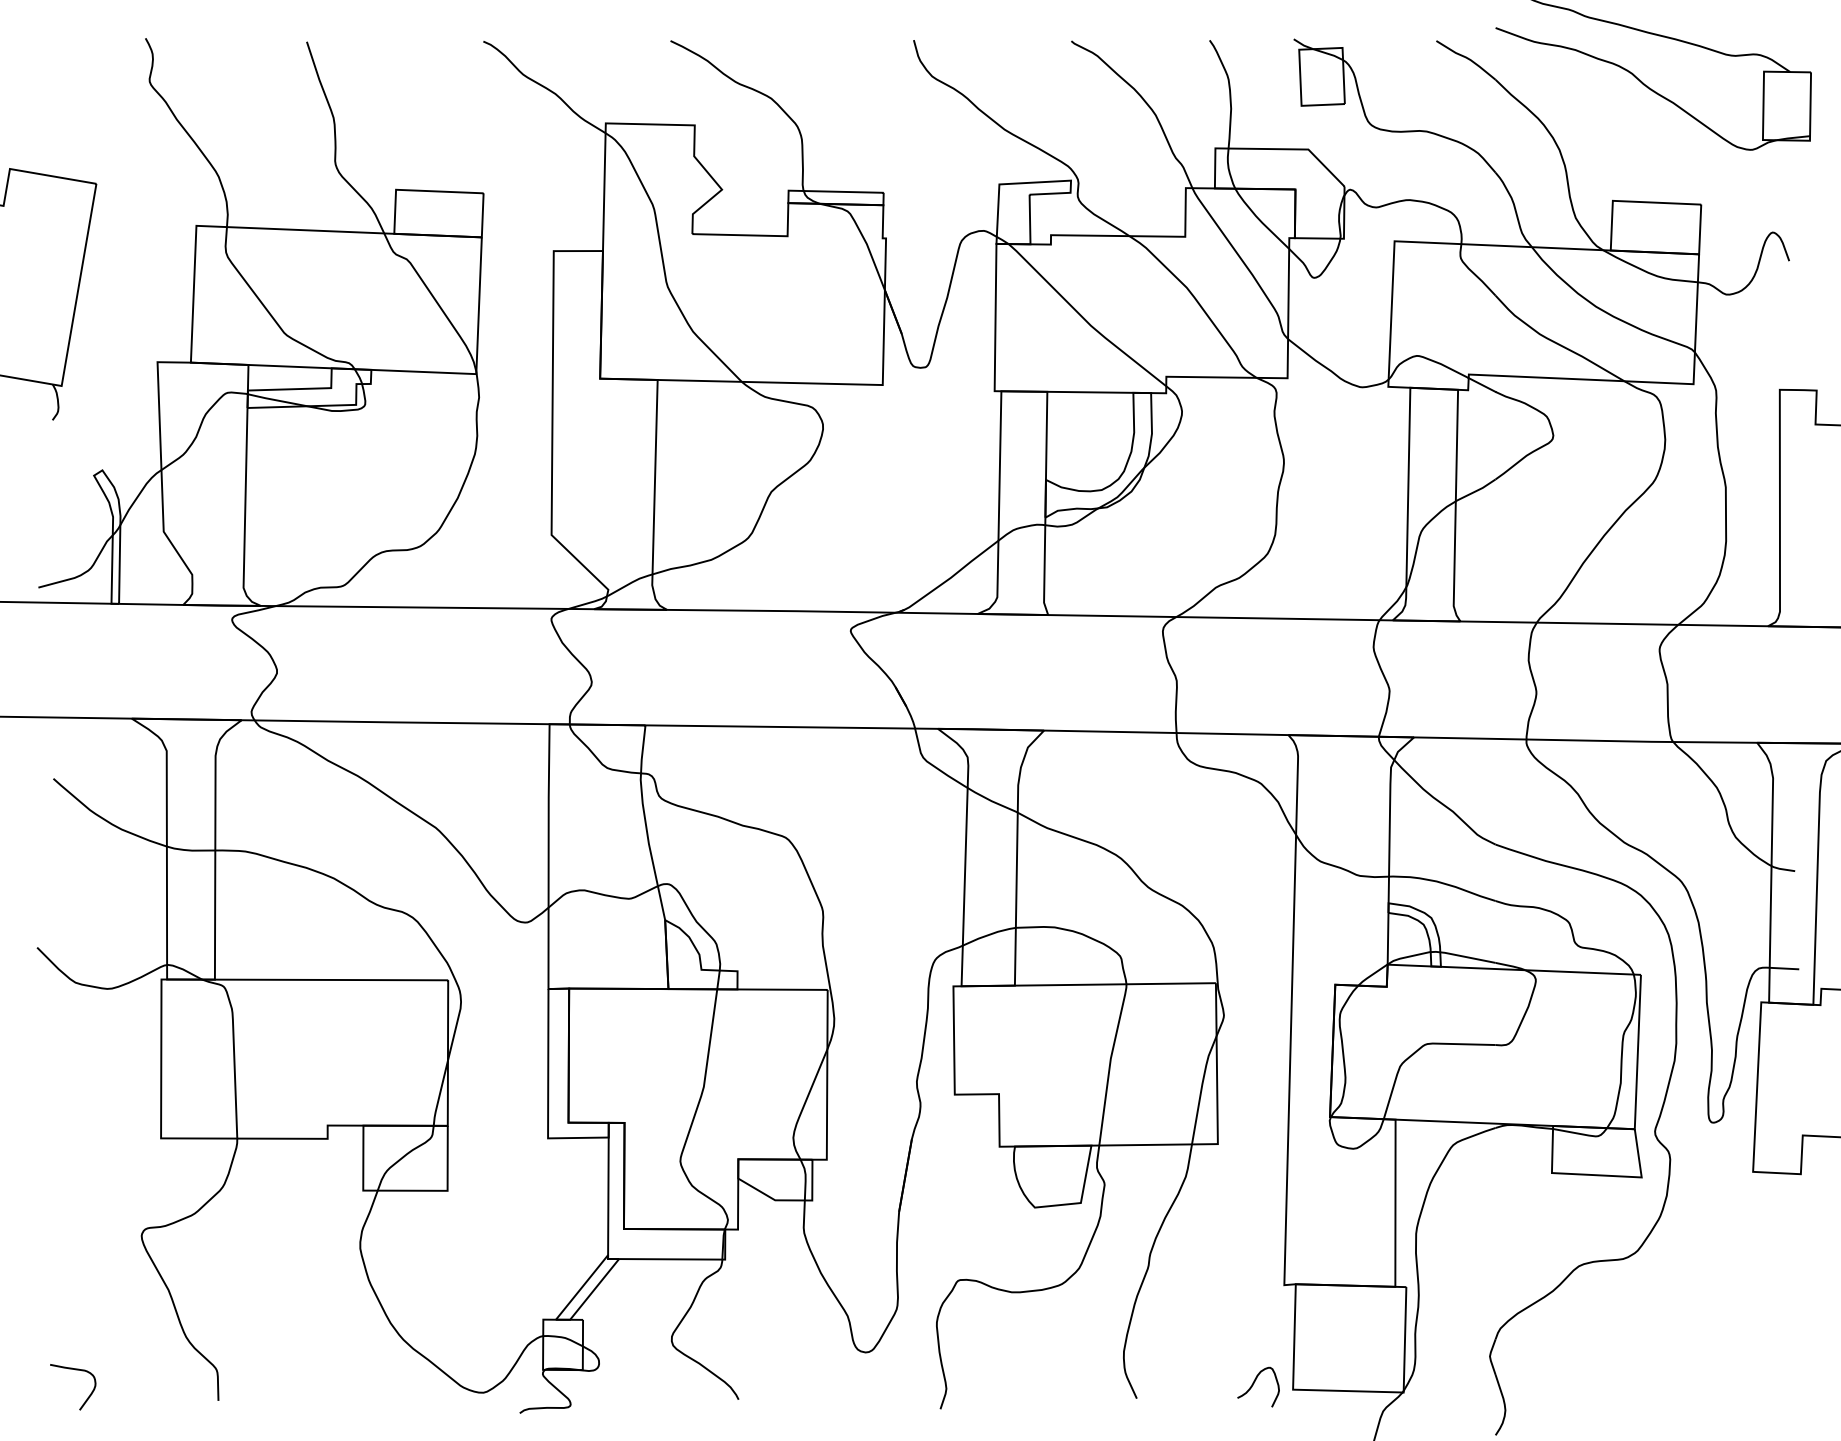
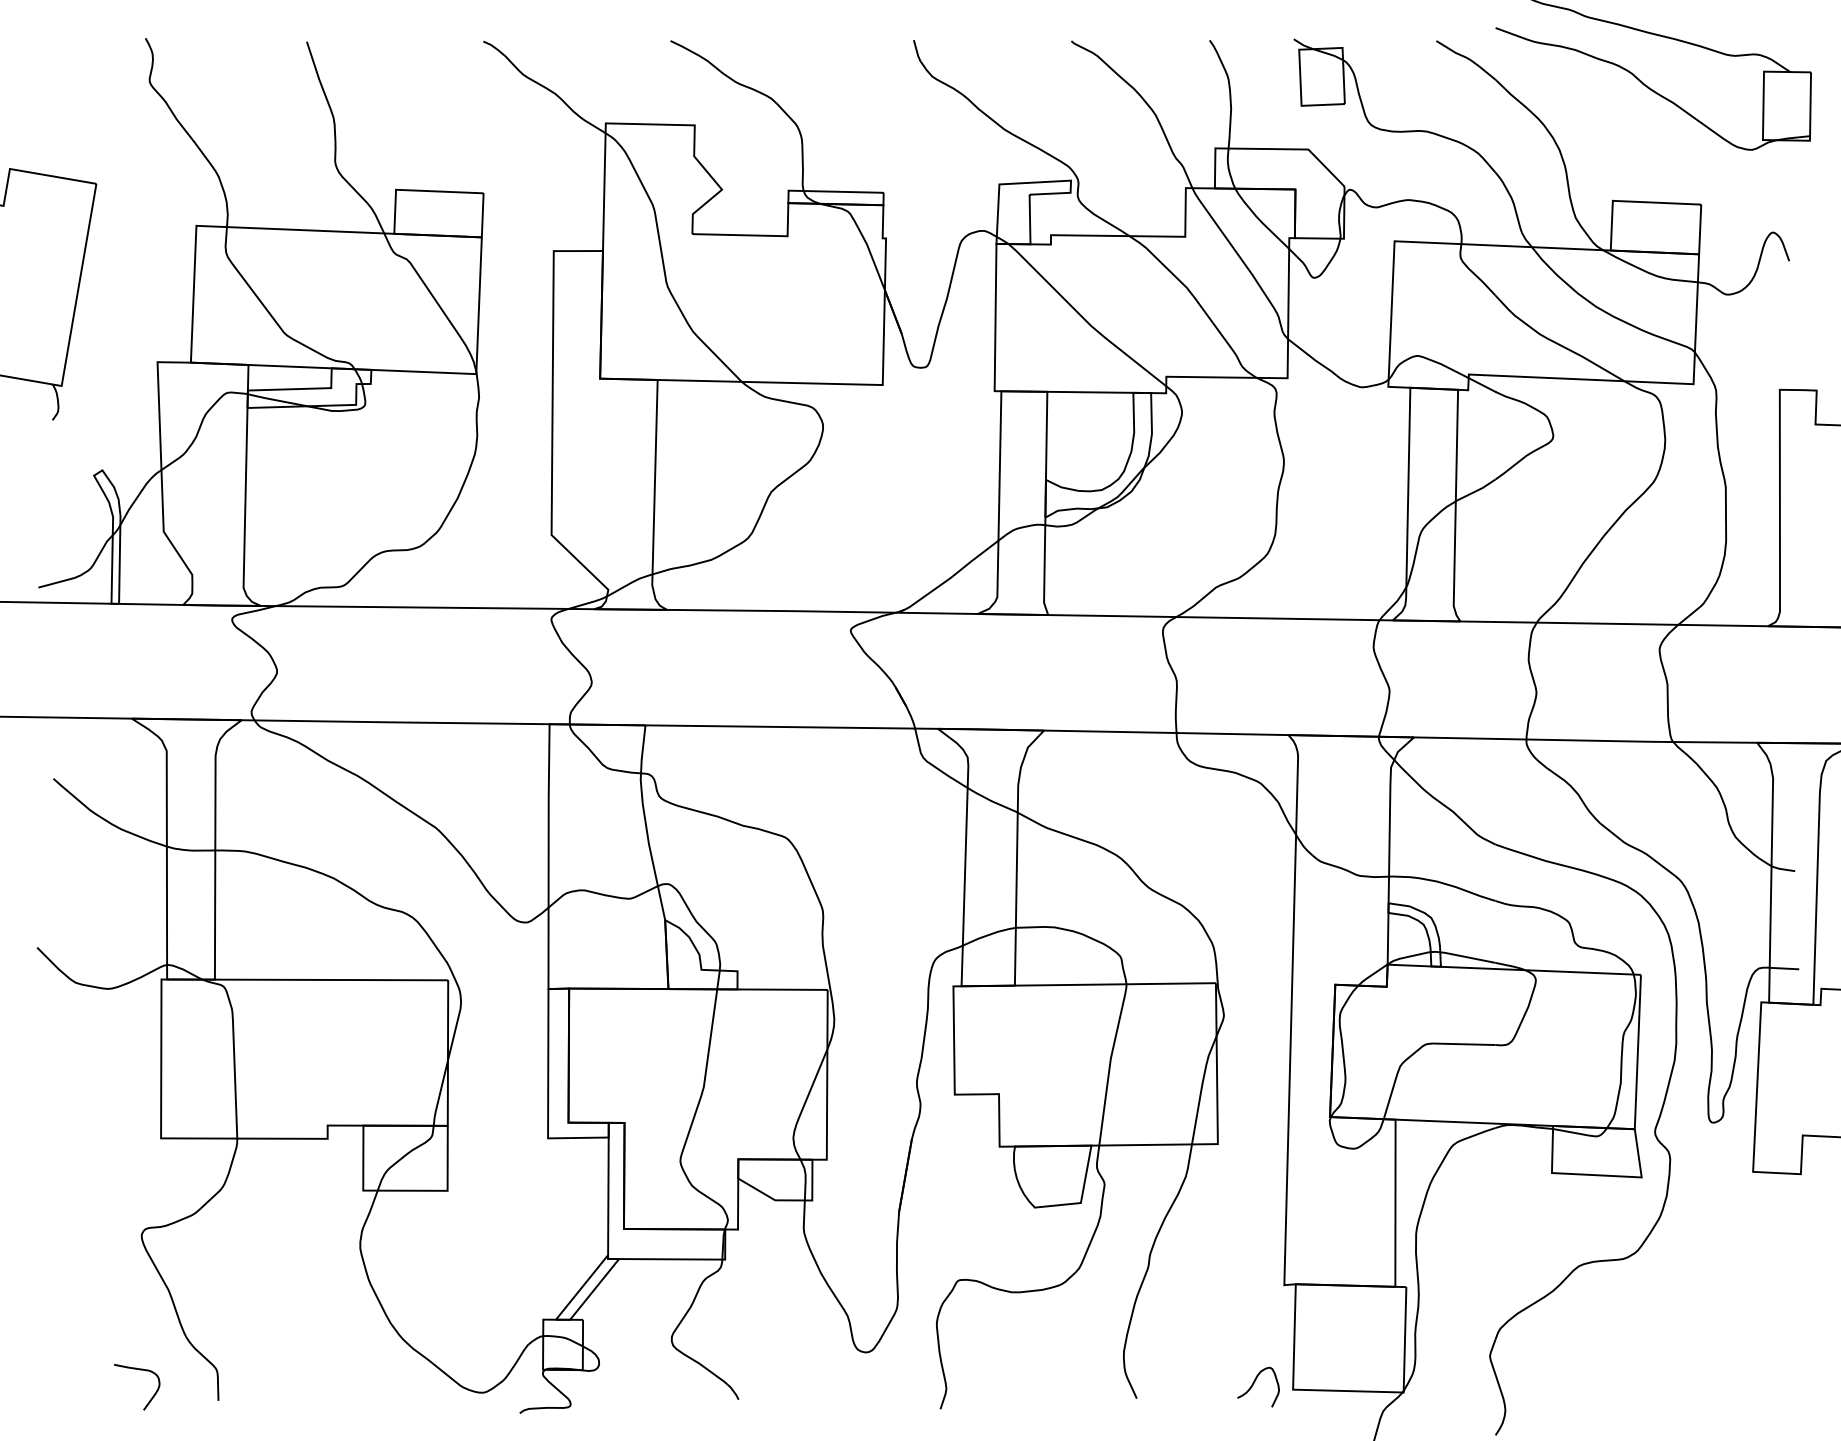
curve position: (75, 1370) -> (139, 1370) (139, 1370)
